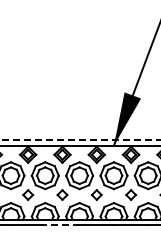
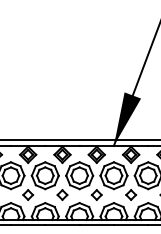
line: dashed -> solid (80, 140)
line: dashed -> solid (62, 225)
